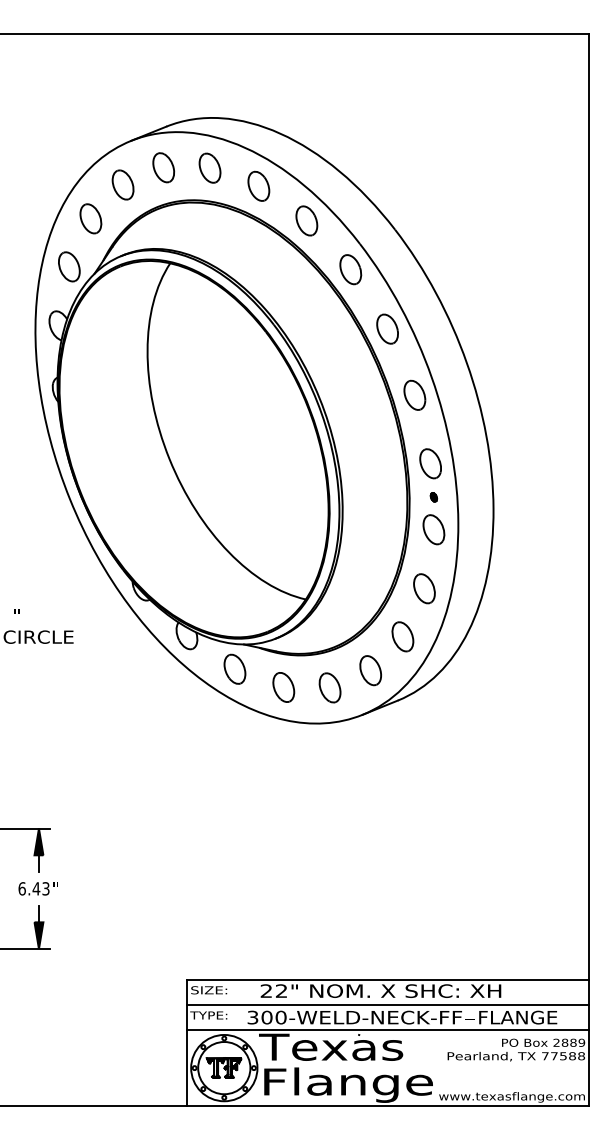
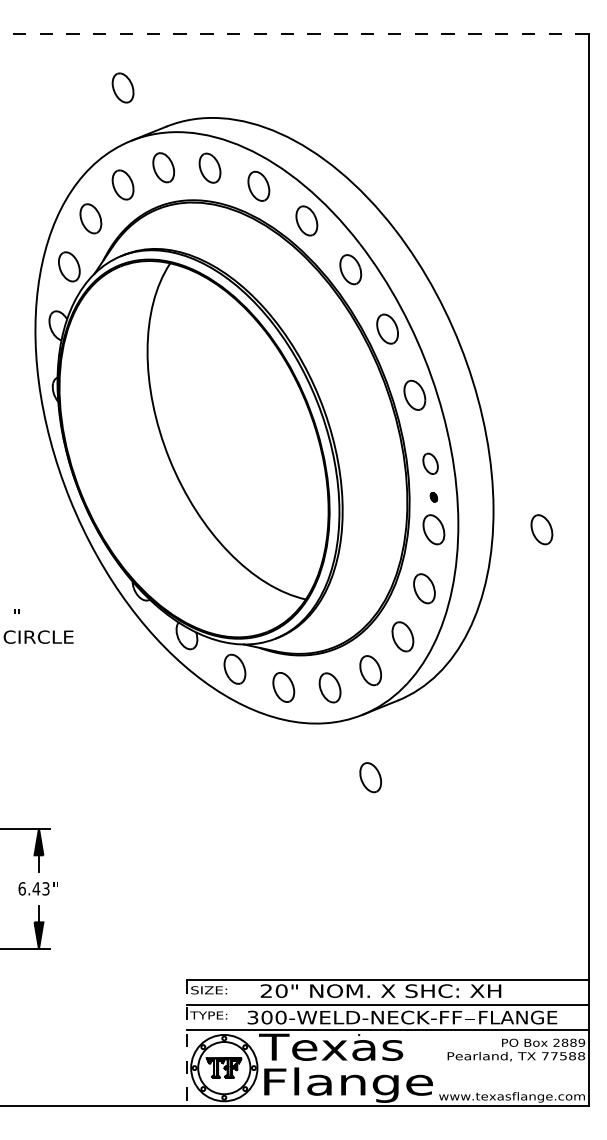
line: solid -> dashed (294, 34)
part: none -> present (122, 87)
part size: 23x32 px -> 17x23 px (430, 463)
part: none -> present (541, 529)
part: none -> present (370, 777)
text: 22" -> 20" (281, 990)
line: solid -> dashed (186, 1043)
